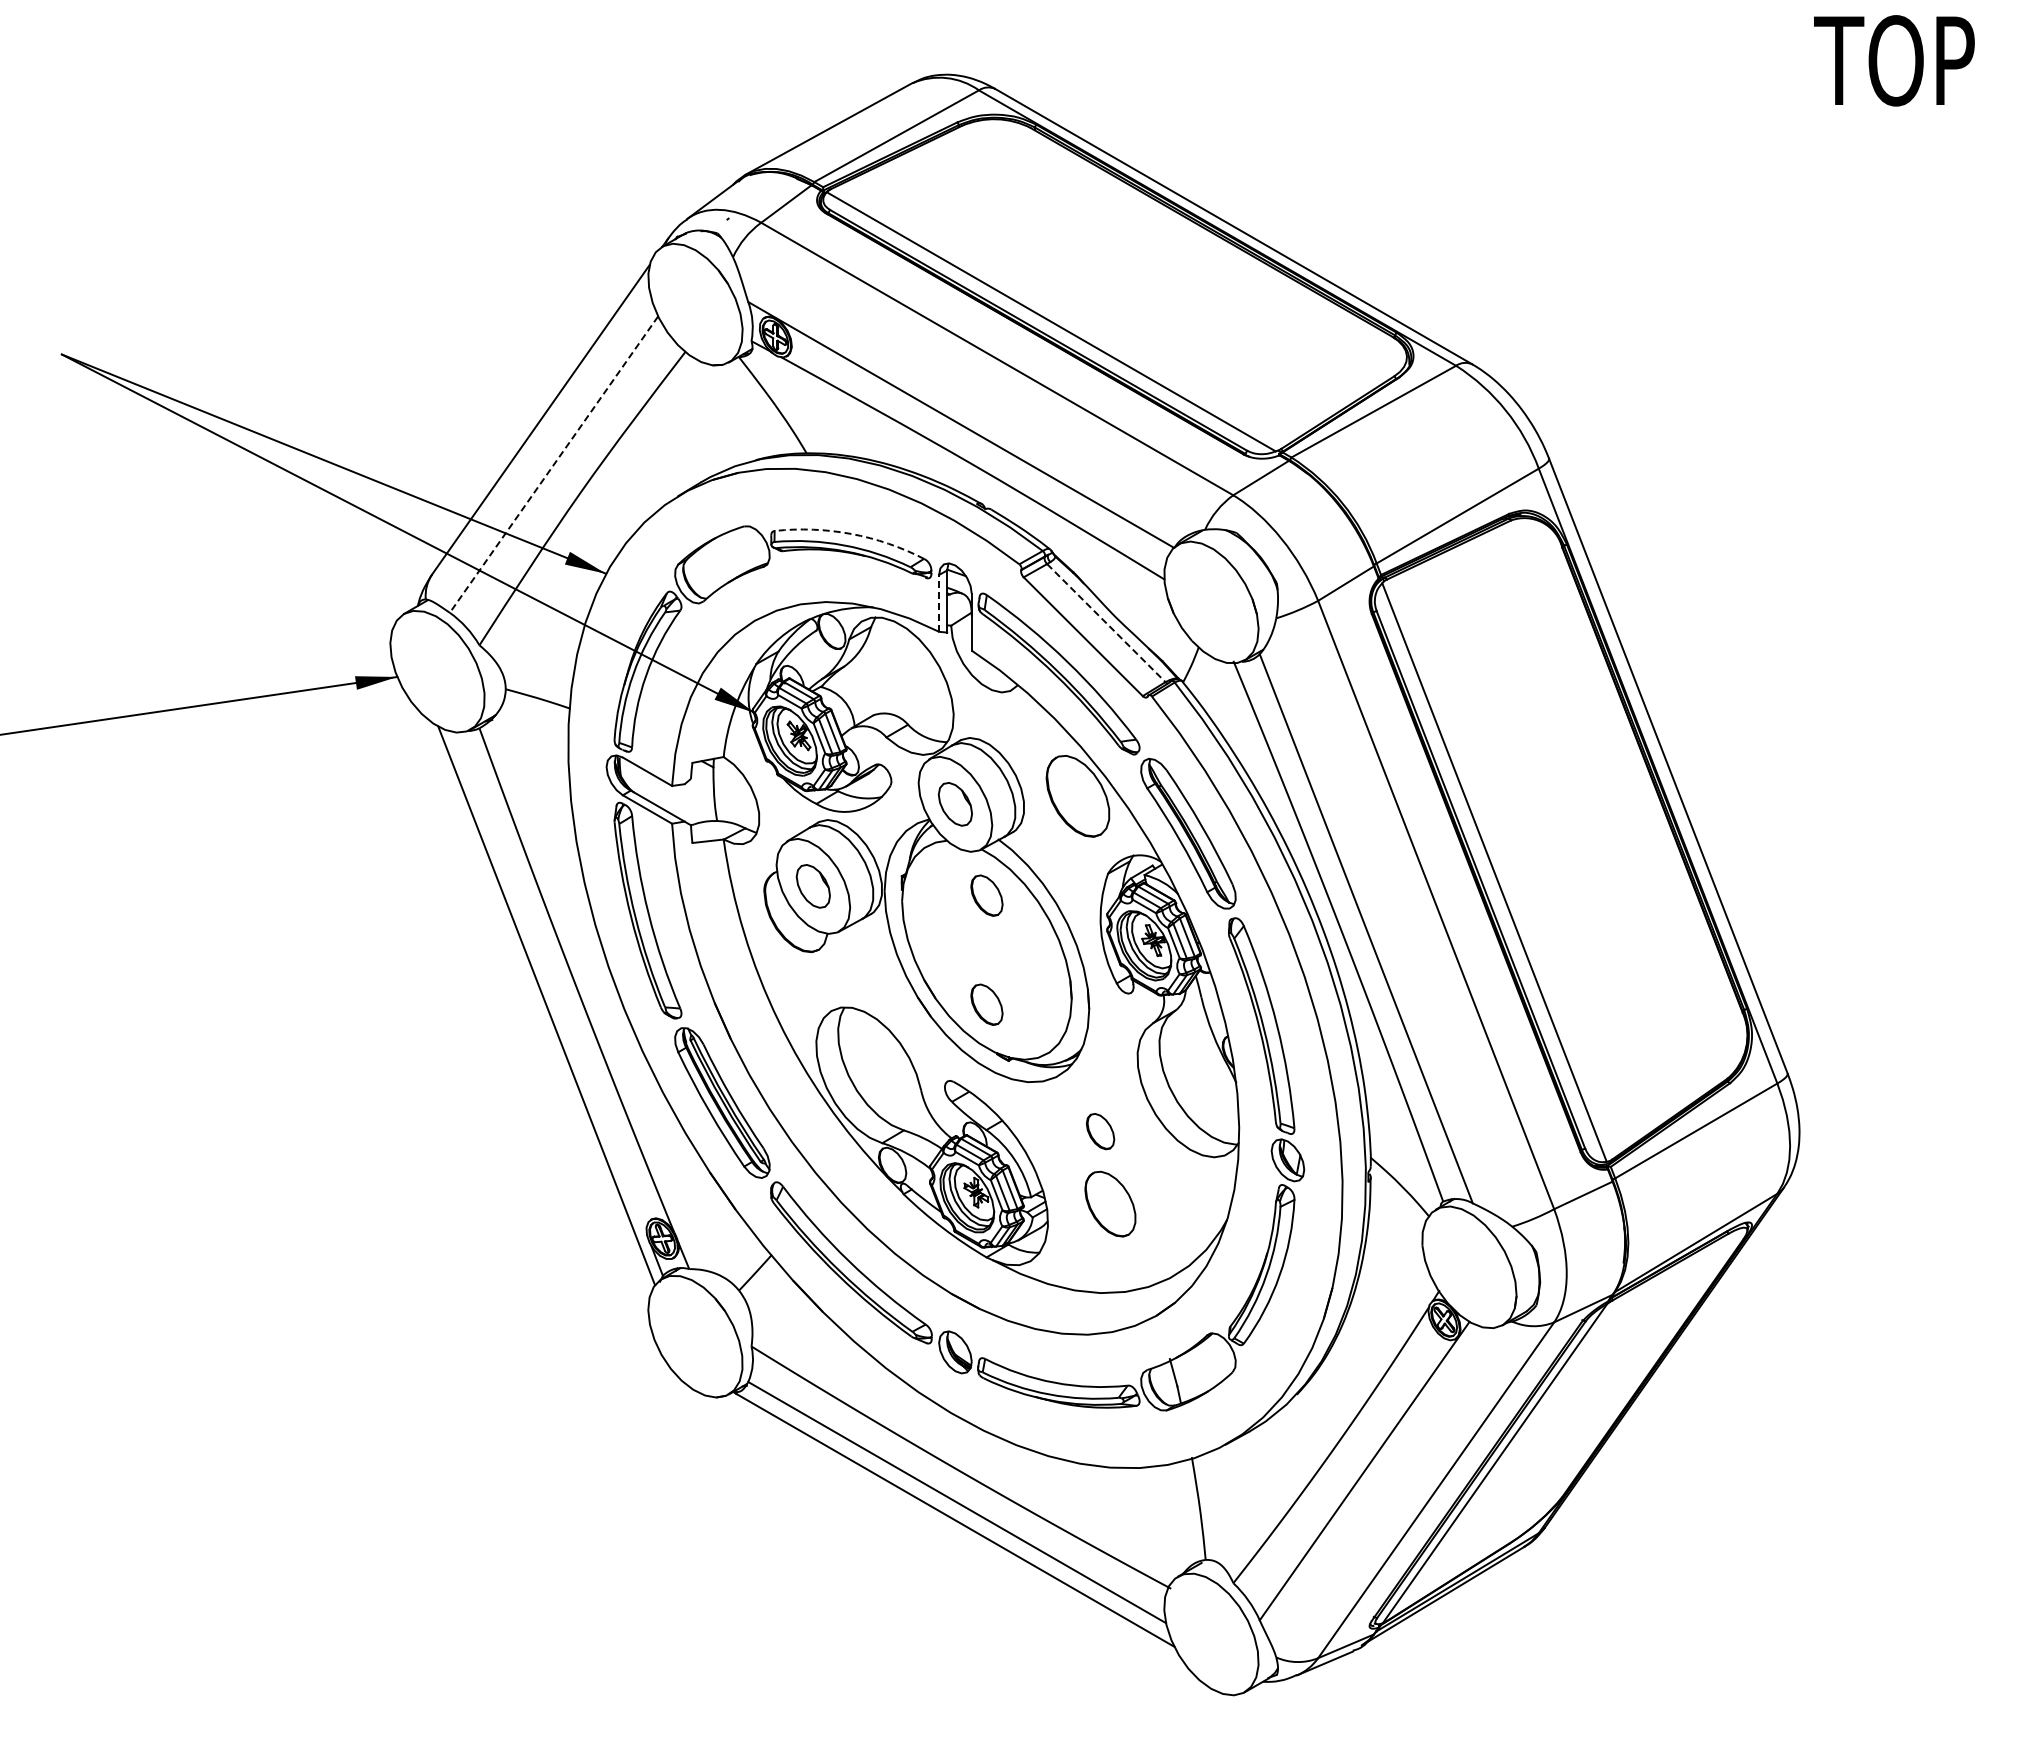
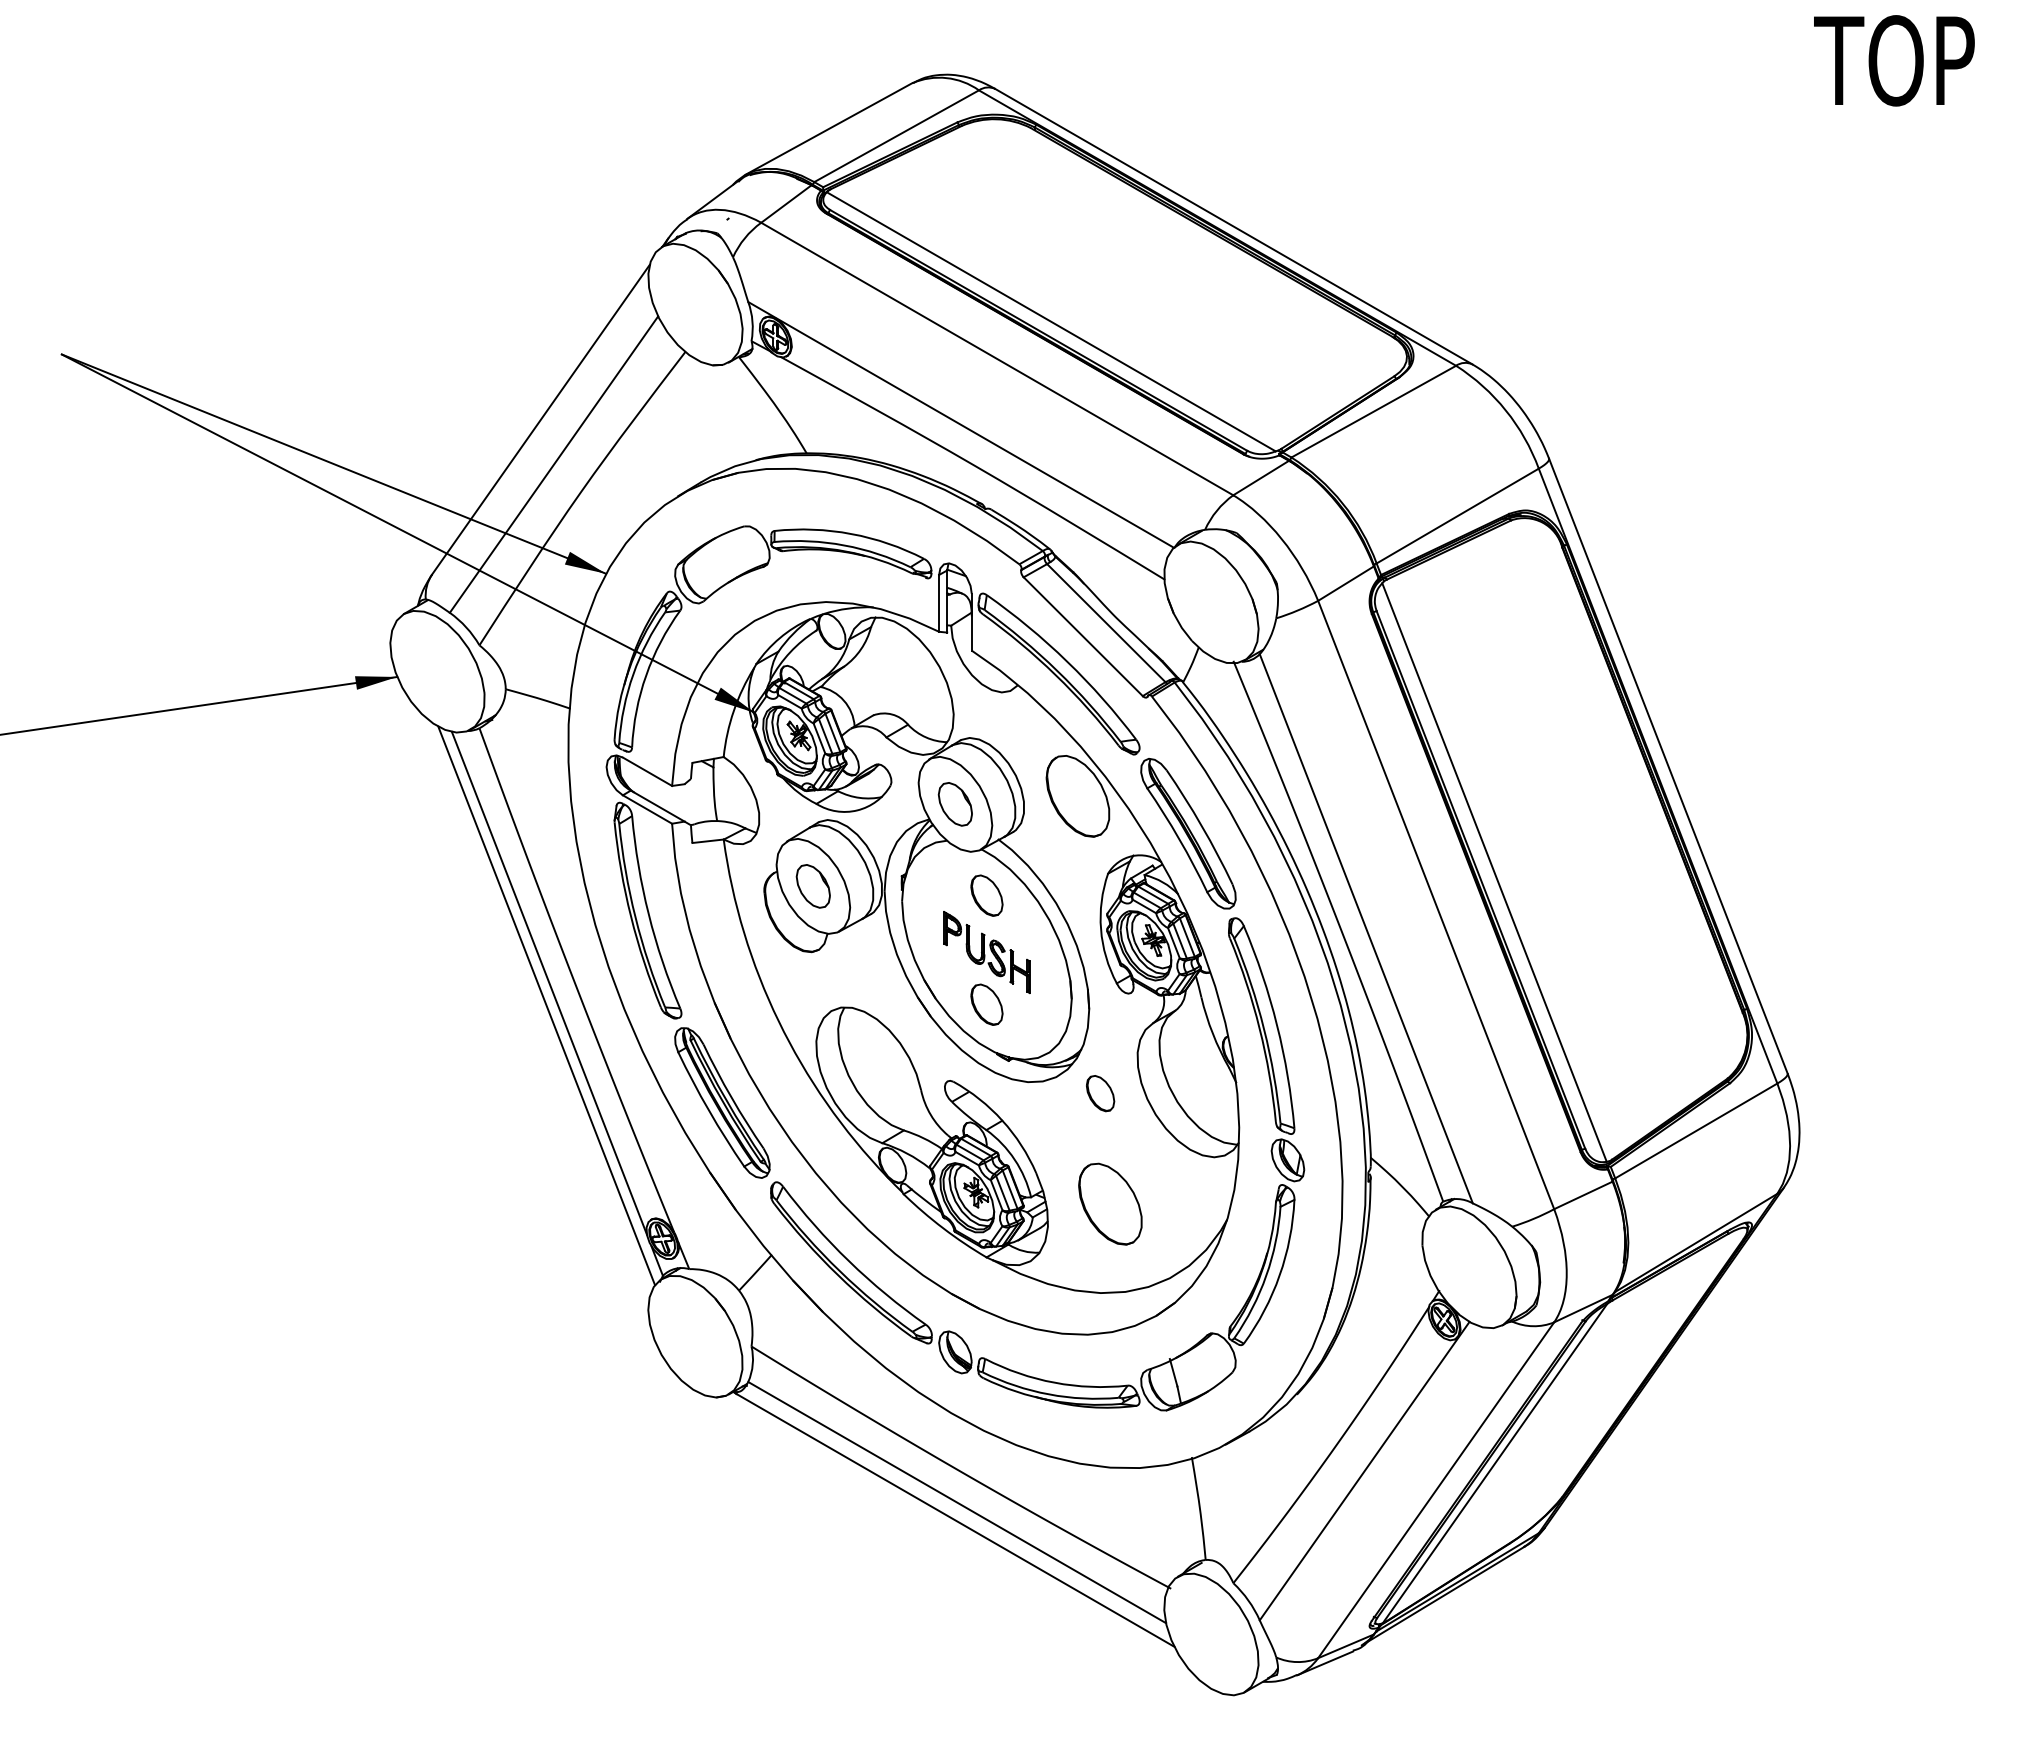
line: dashed -> solid (553, 465)
arc: dashed -> solid (851, 533)
line: dashed -> solid (939, 602)
line: dashed -> solid (1106, 623)
part: none -> present (986, 952)
line: none -> present (548, 982)
part position: (1100, 1131) -> (1100, 1093) (1100, 1093)
part size: 53x68 px -> 65x84 px (1110, 1203)
